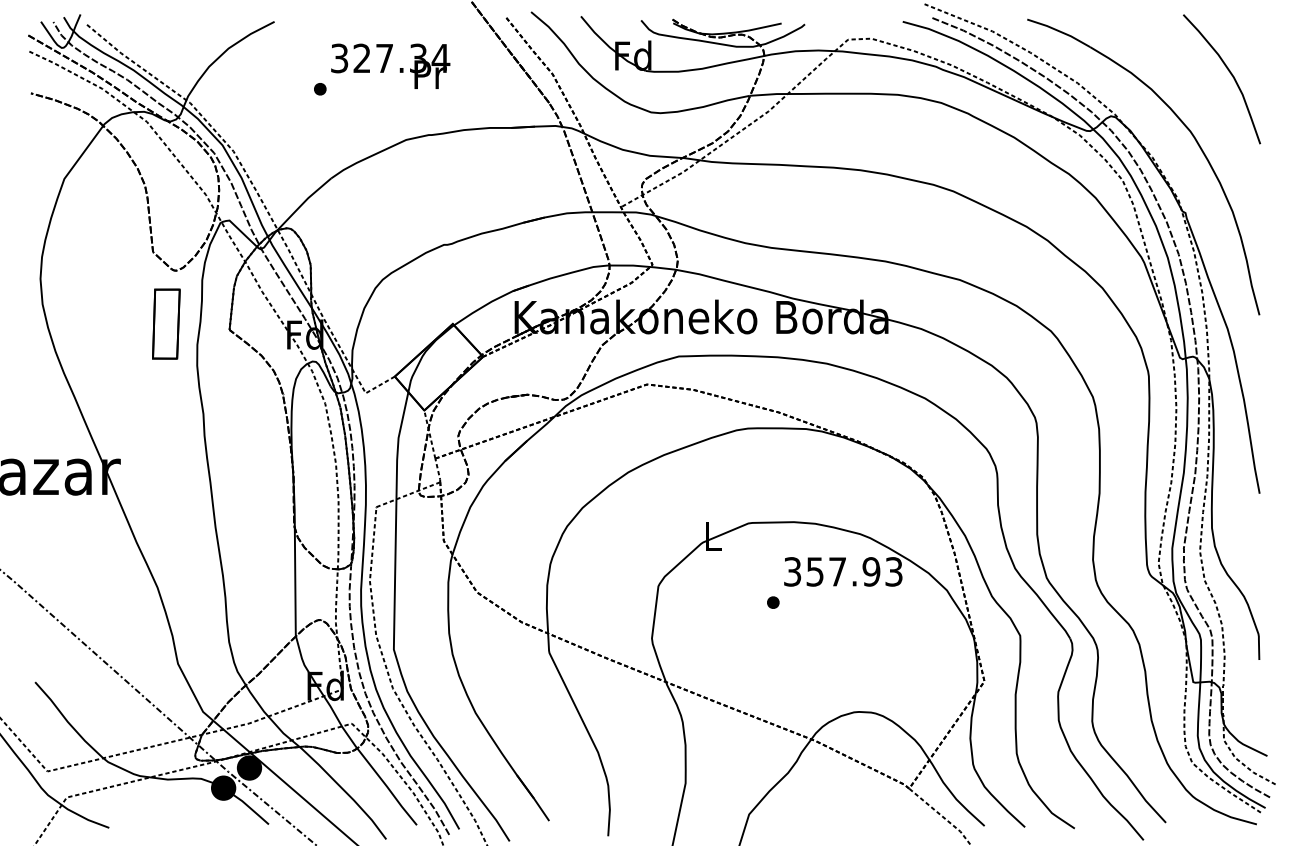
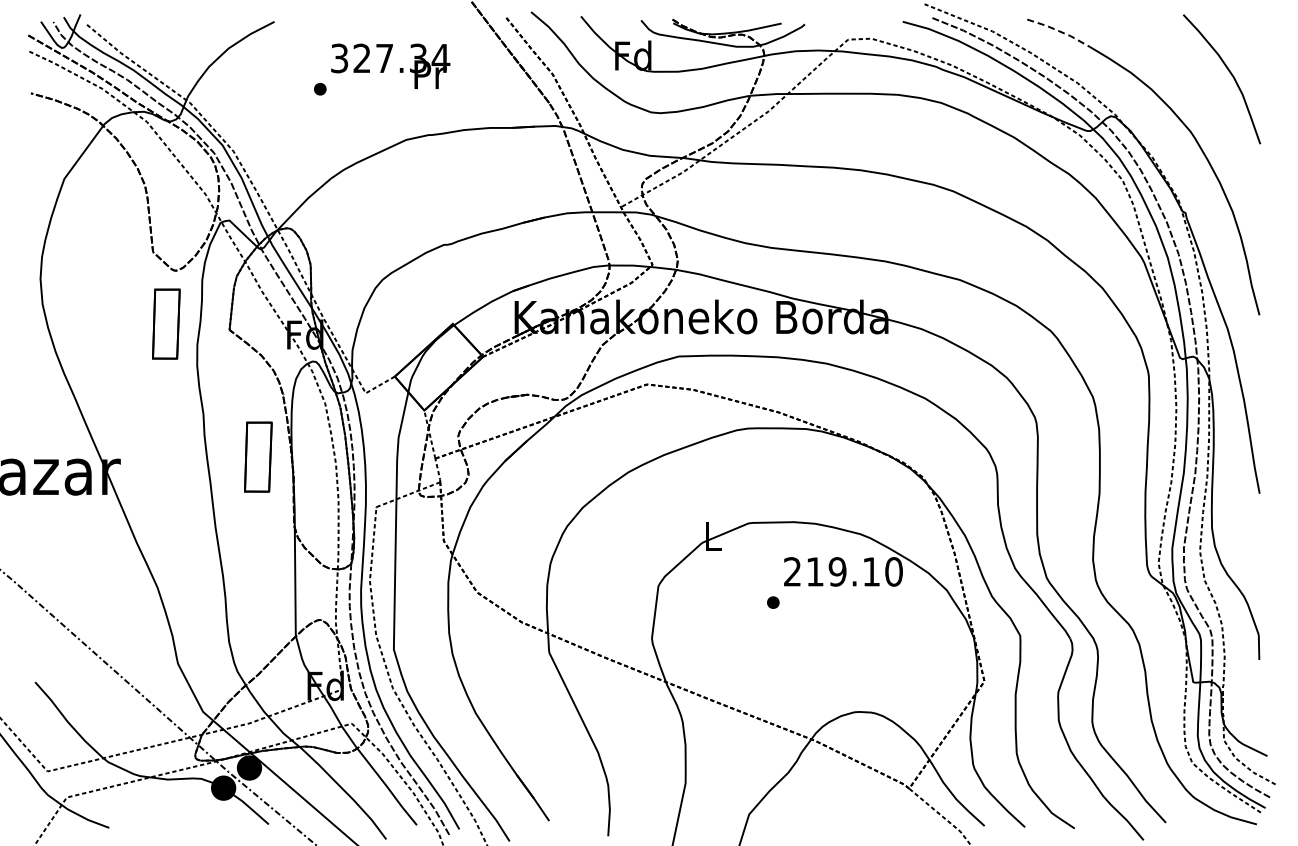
line: solid -> dashed (1060, 31)
part: none -> present (258, 456)
text: 357.93 -> 219.10 (843, 571)
